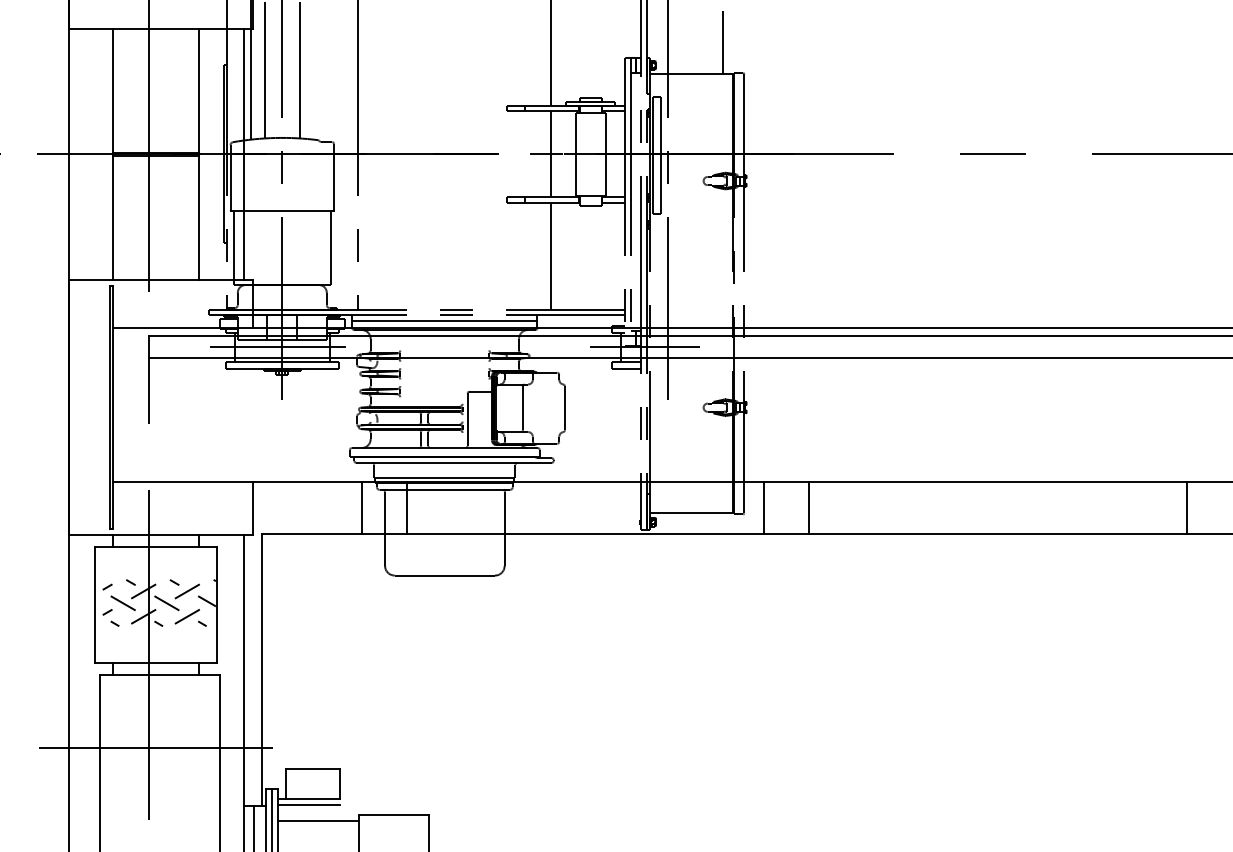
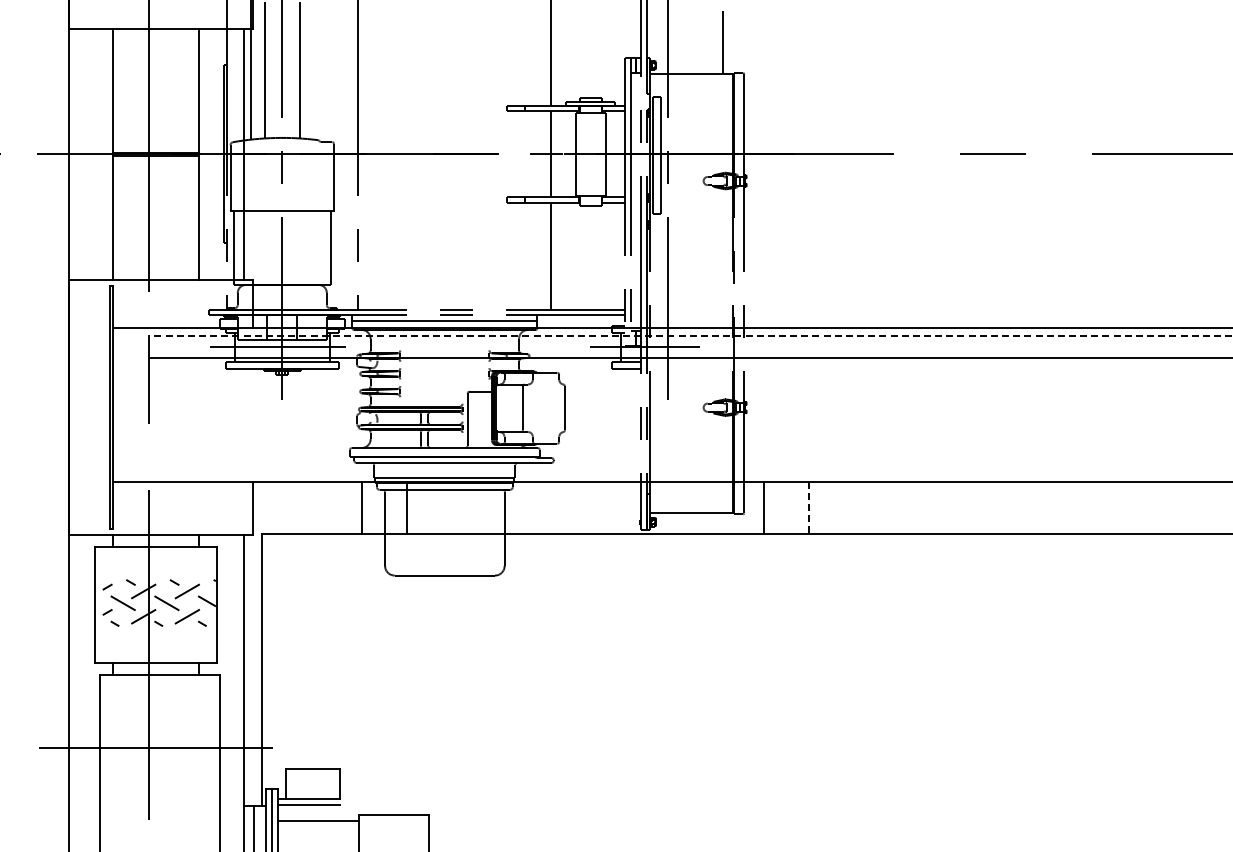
line: solid -> dashed (690, 335)
line: present -> none (1187, 507)
line: solid -> dashed (808, 508)
